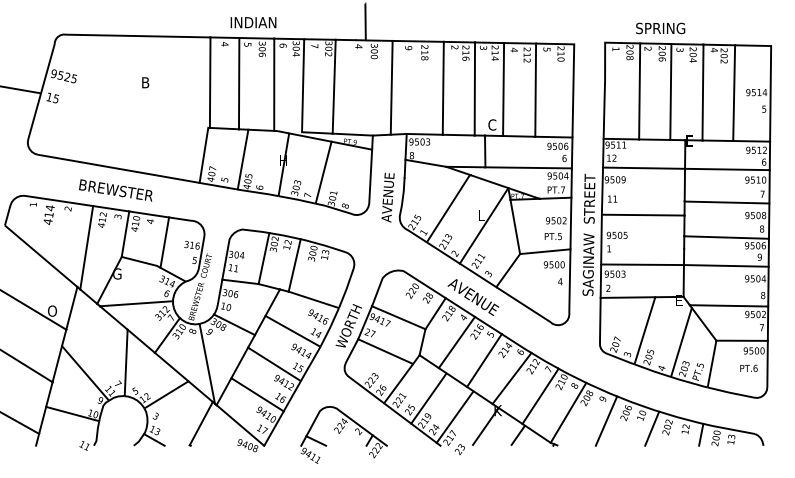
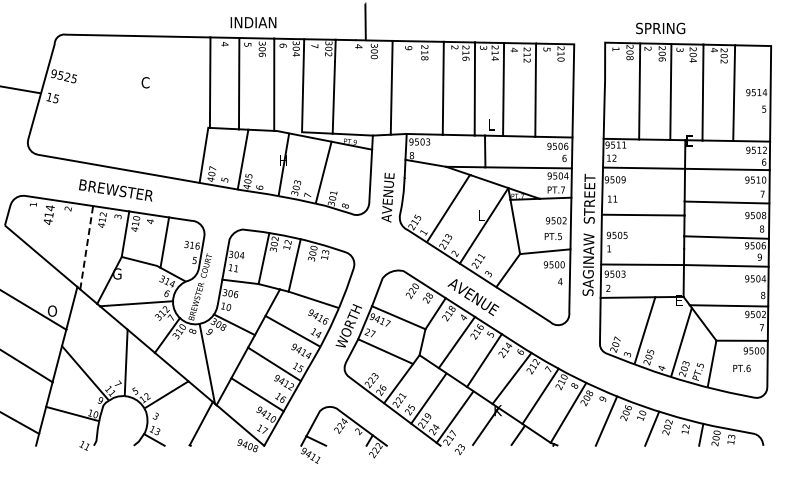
text: B -> C (145, 82)
text: C -> L (492, 124)
line: solid -> dashed (86, 247)
text position: (748, 367) -> (741, 367) (741, 367)
